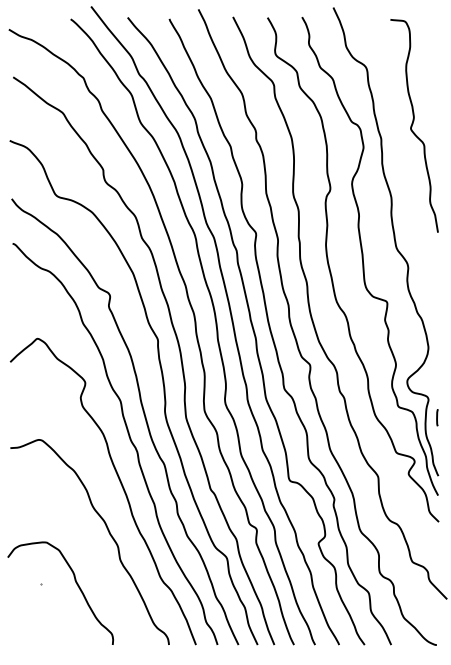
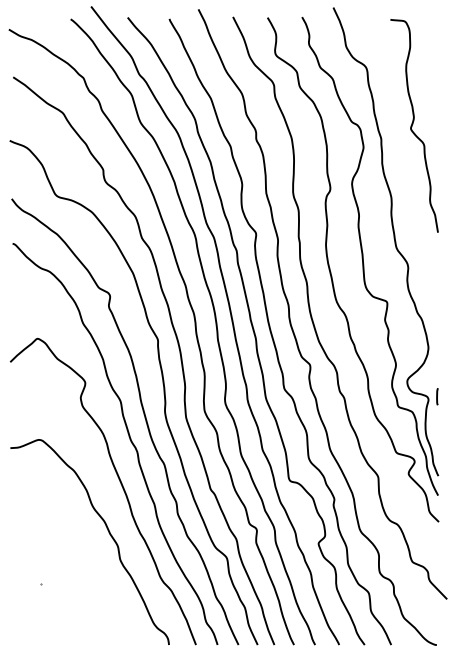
line position: (437, 417) -> (437, 396) (437, 396)
curve: present -> none (76, 584)
